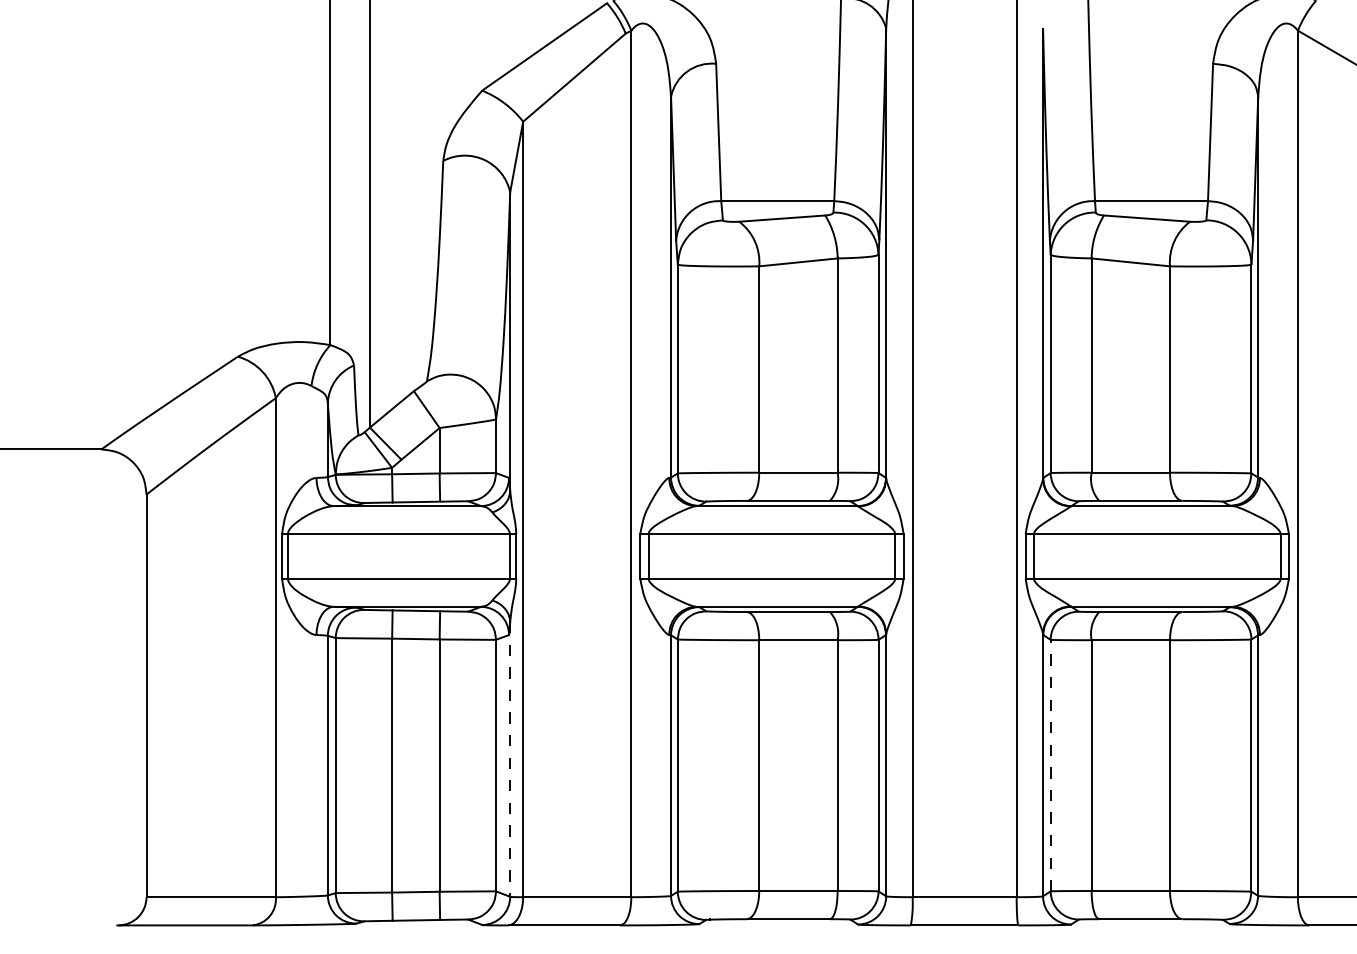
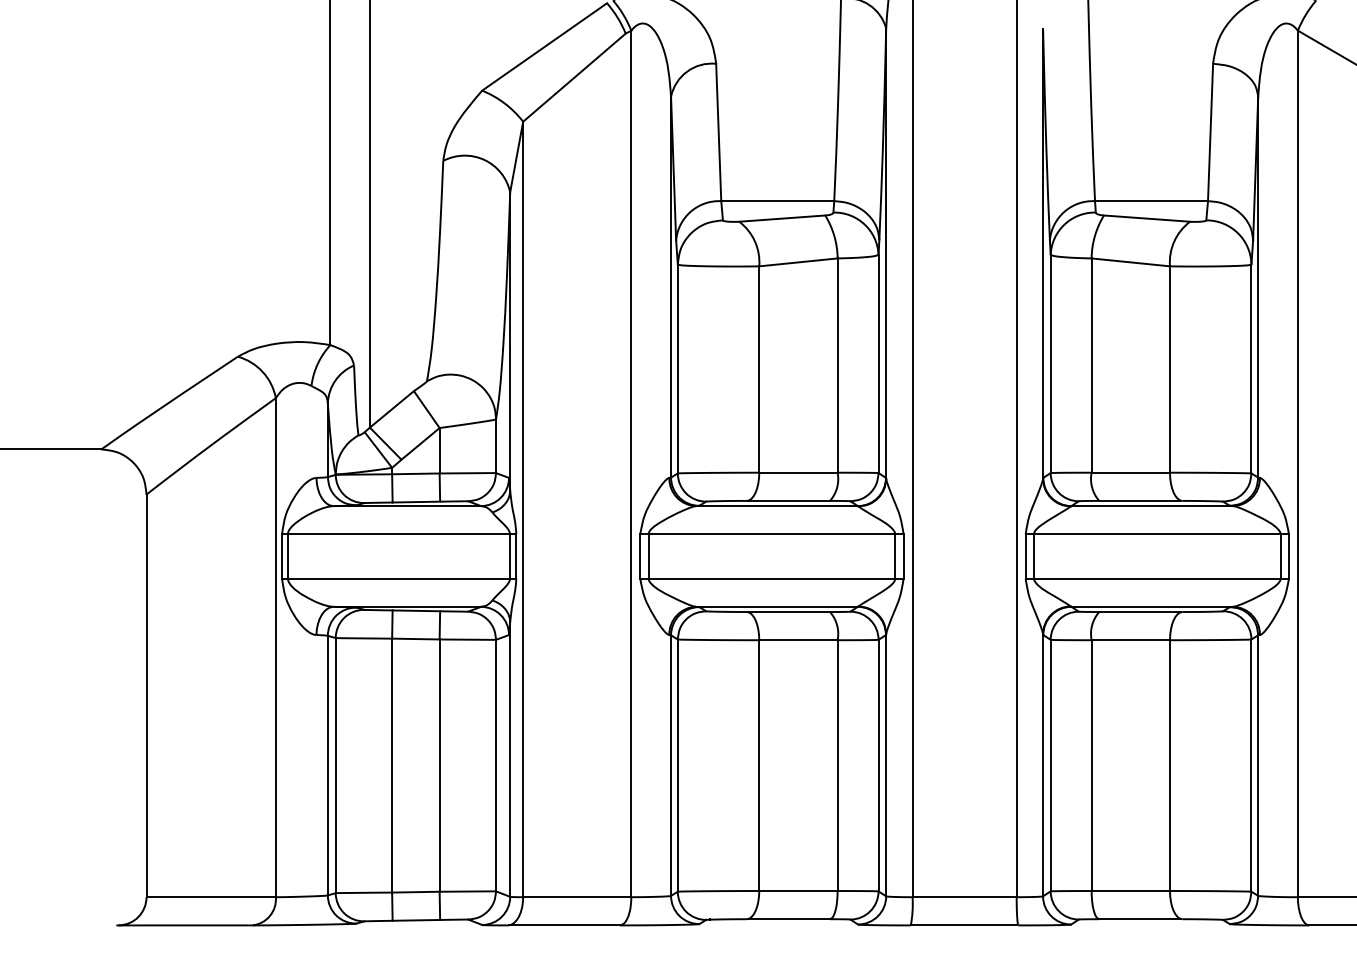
line: dashed -> solid (510, 760)
line: dashed -> solid (1050, 765)
